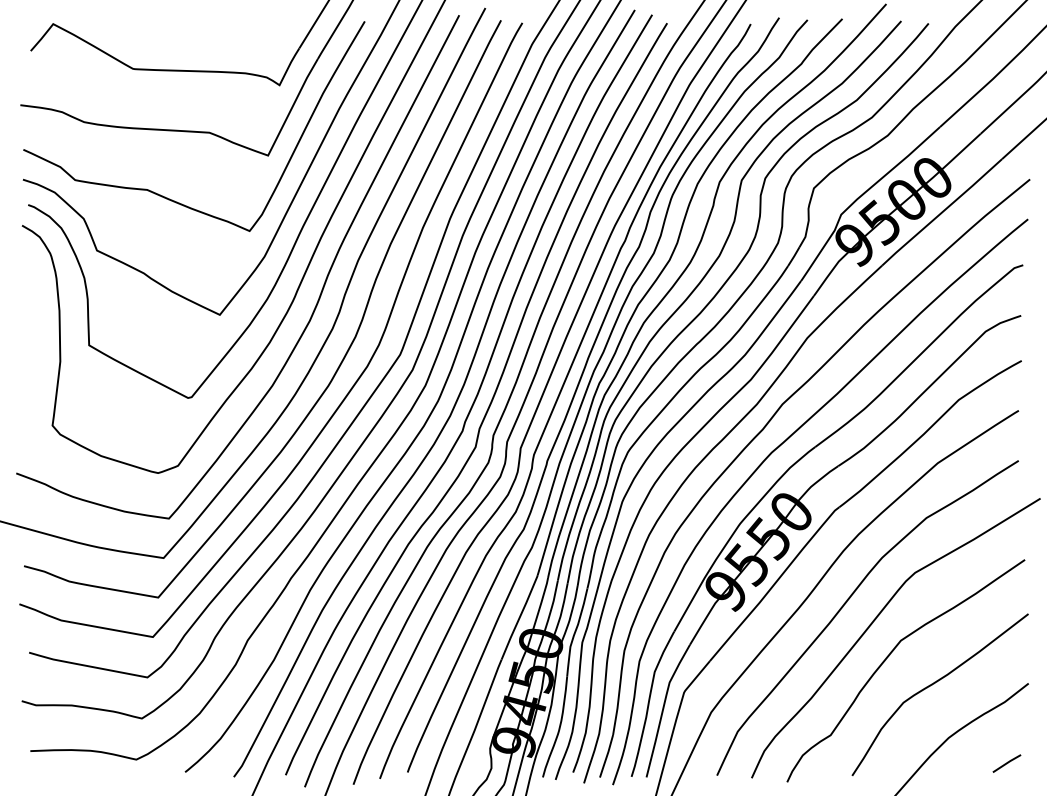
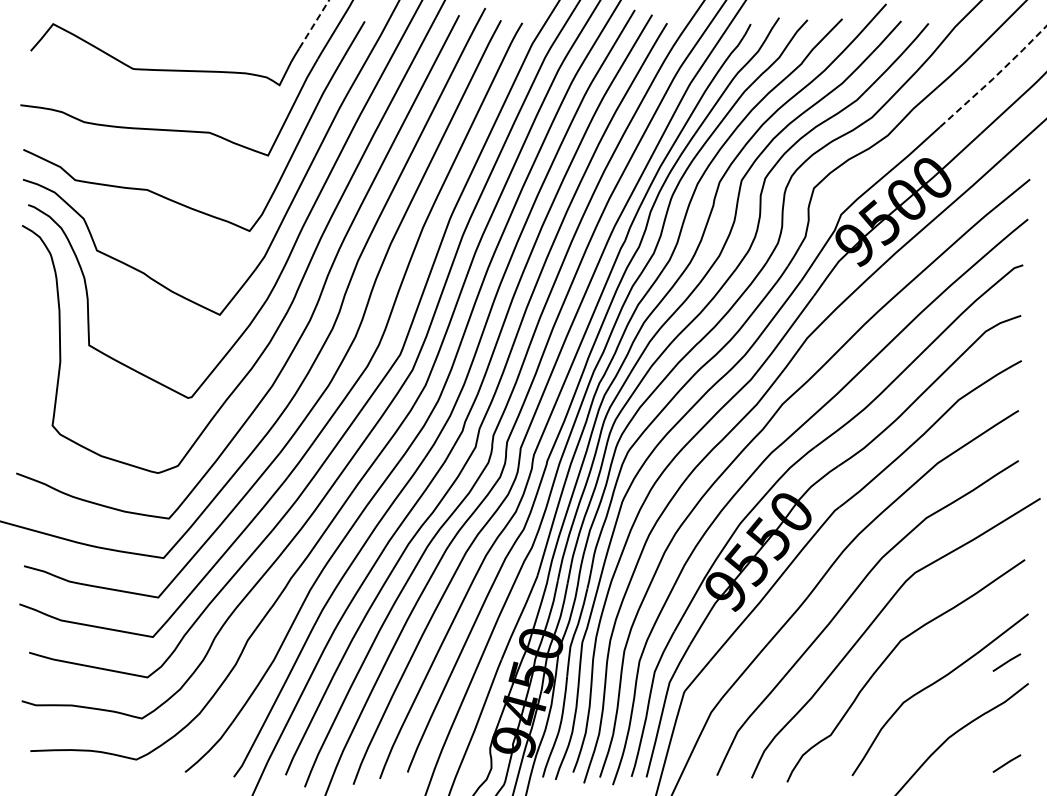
line: solid -> dashed (314, 23)
line: solid -> dashed (994, 77)
line: none -> present (1006, 662)
